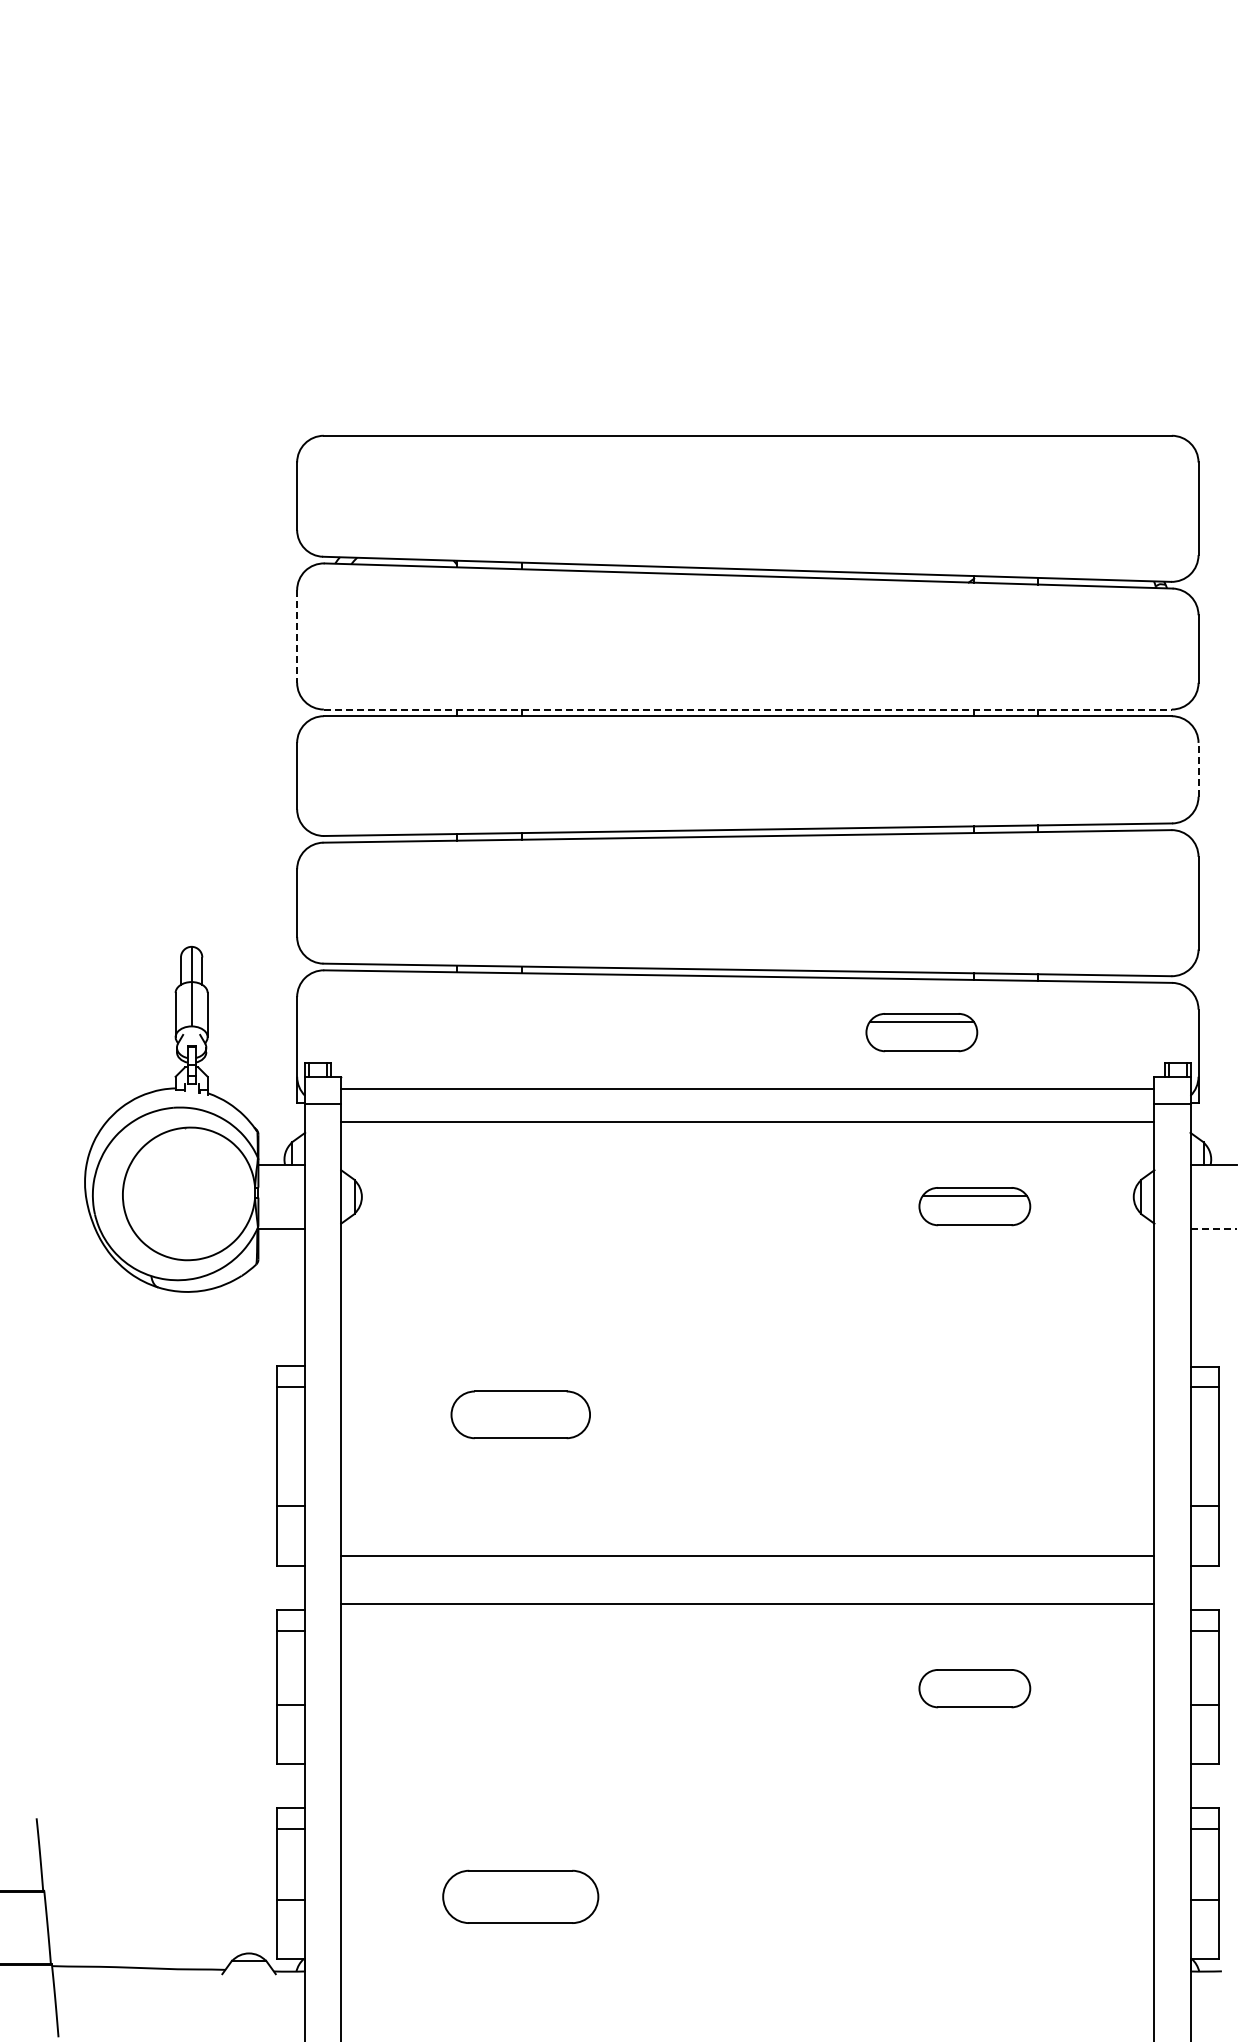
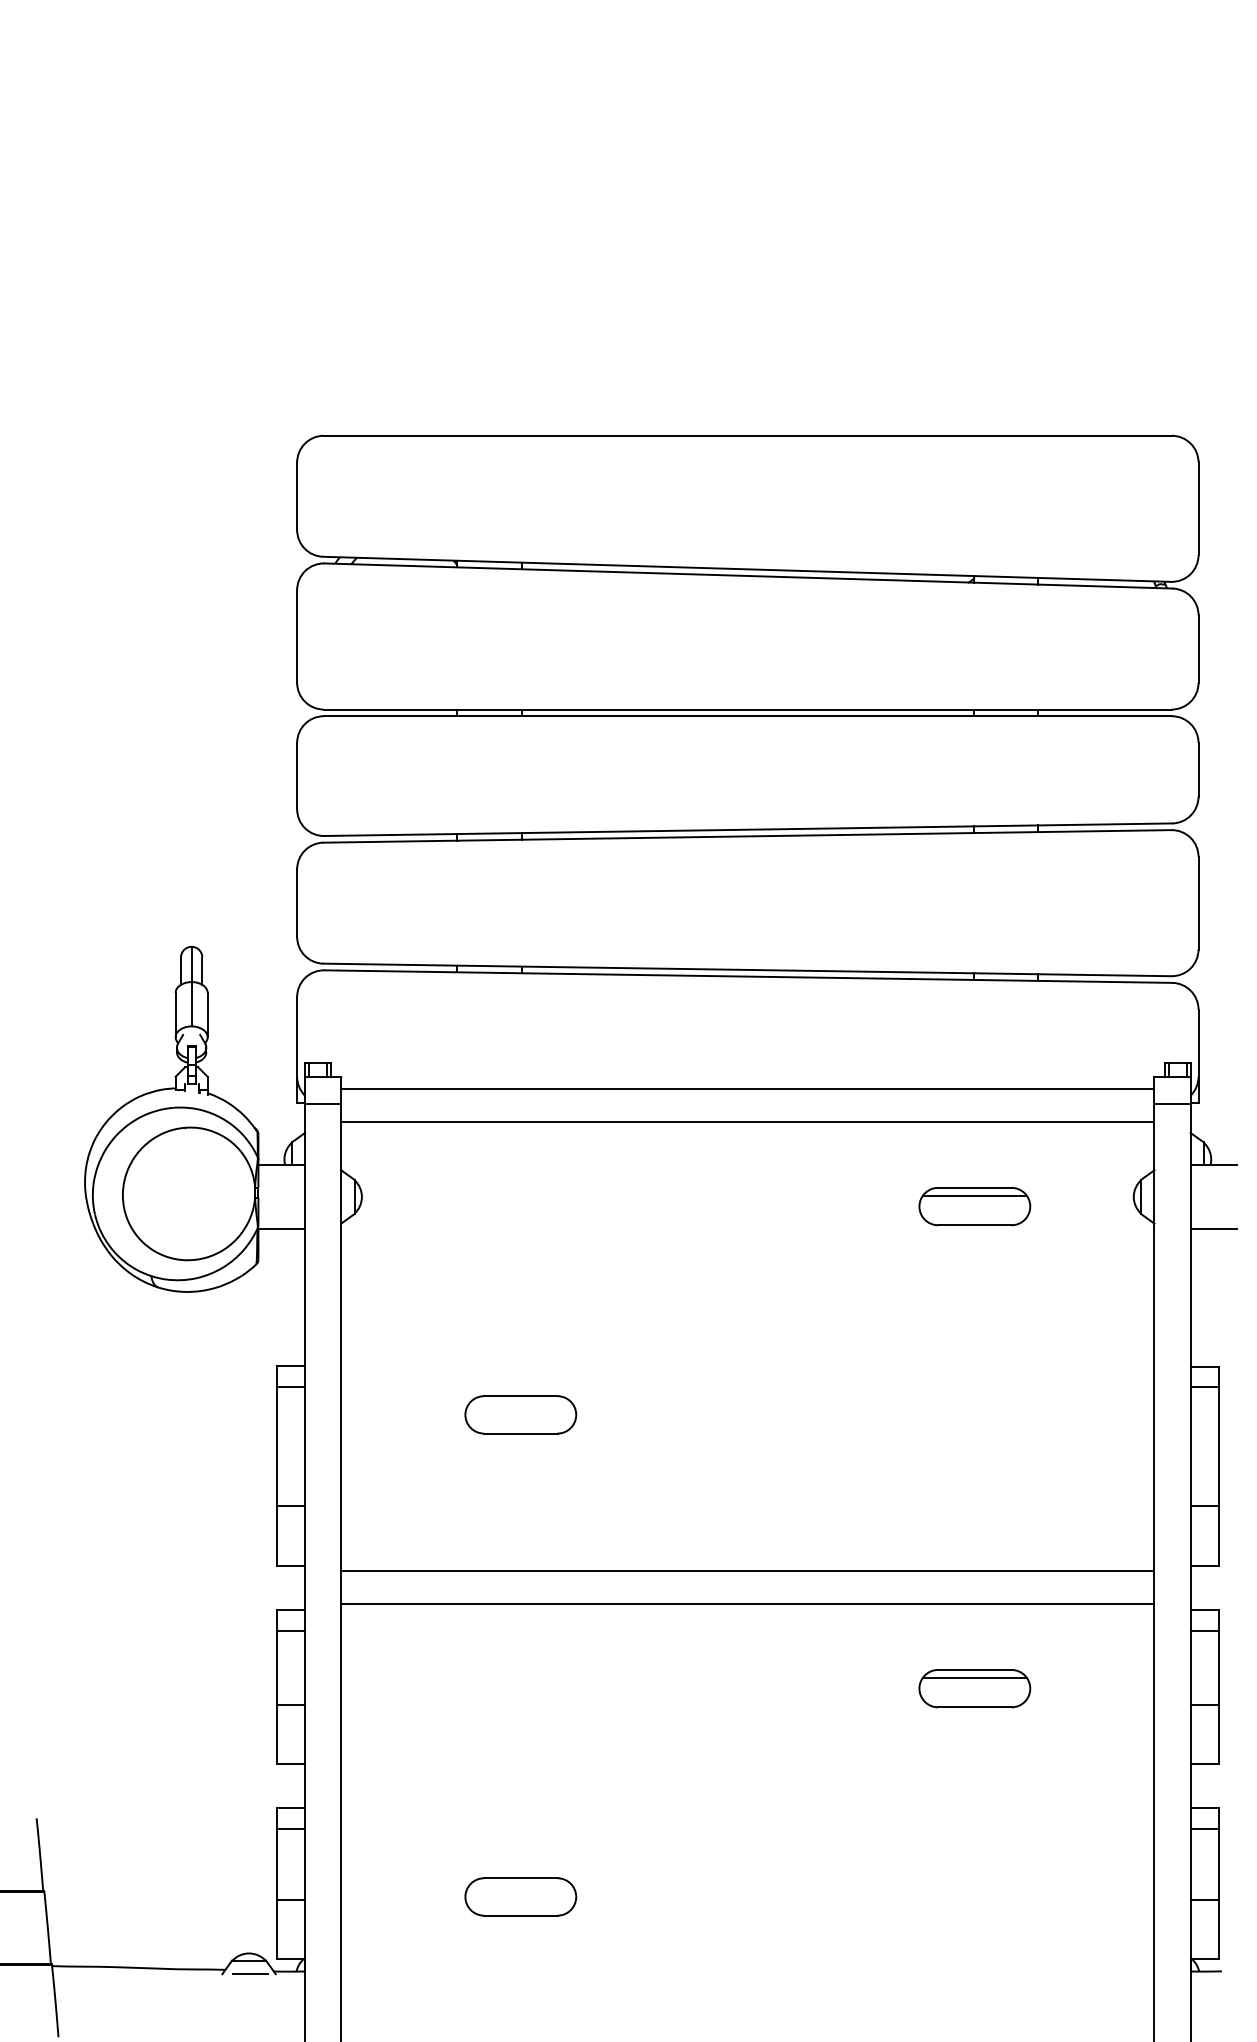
line: dashed -> solid (297, 636)
line: dashed -> solid (747, 709)
line: dashed -> solid (1198, 769)
part: present -> none (921, 1032)
line: dashed -> solid (1214, 1229)
part size: 141x50 px -> 114x40 px (520, 1414)
line position: (747, 1555) -> (747, 1570) (747, 1570)
line: none -> present (974, 1677)
part size: 158x55 px -> 114x40 px (520, 1896)
line: none -> present (250, 1974)
